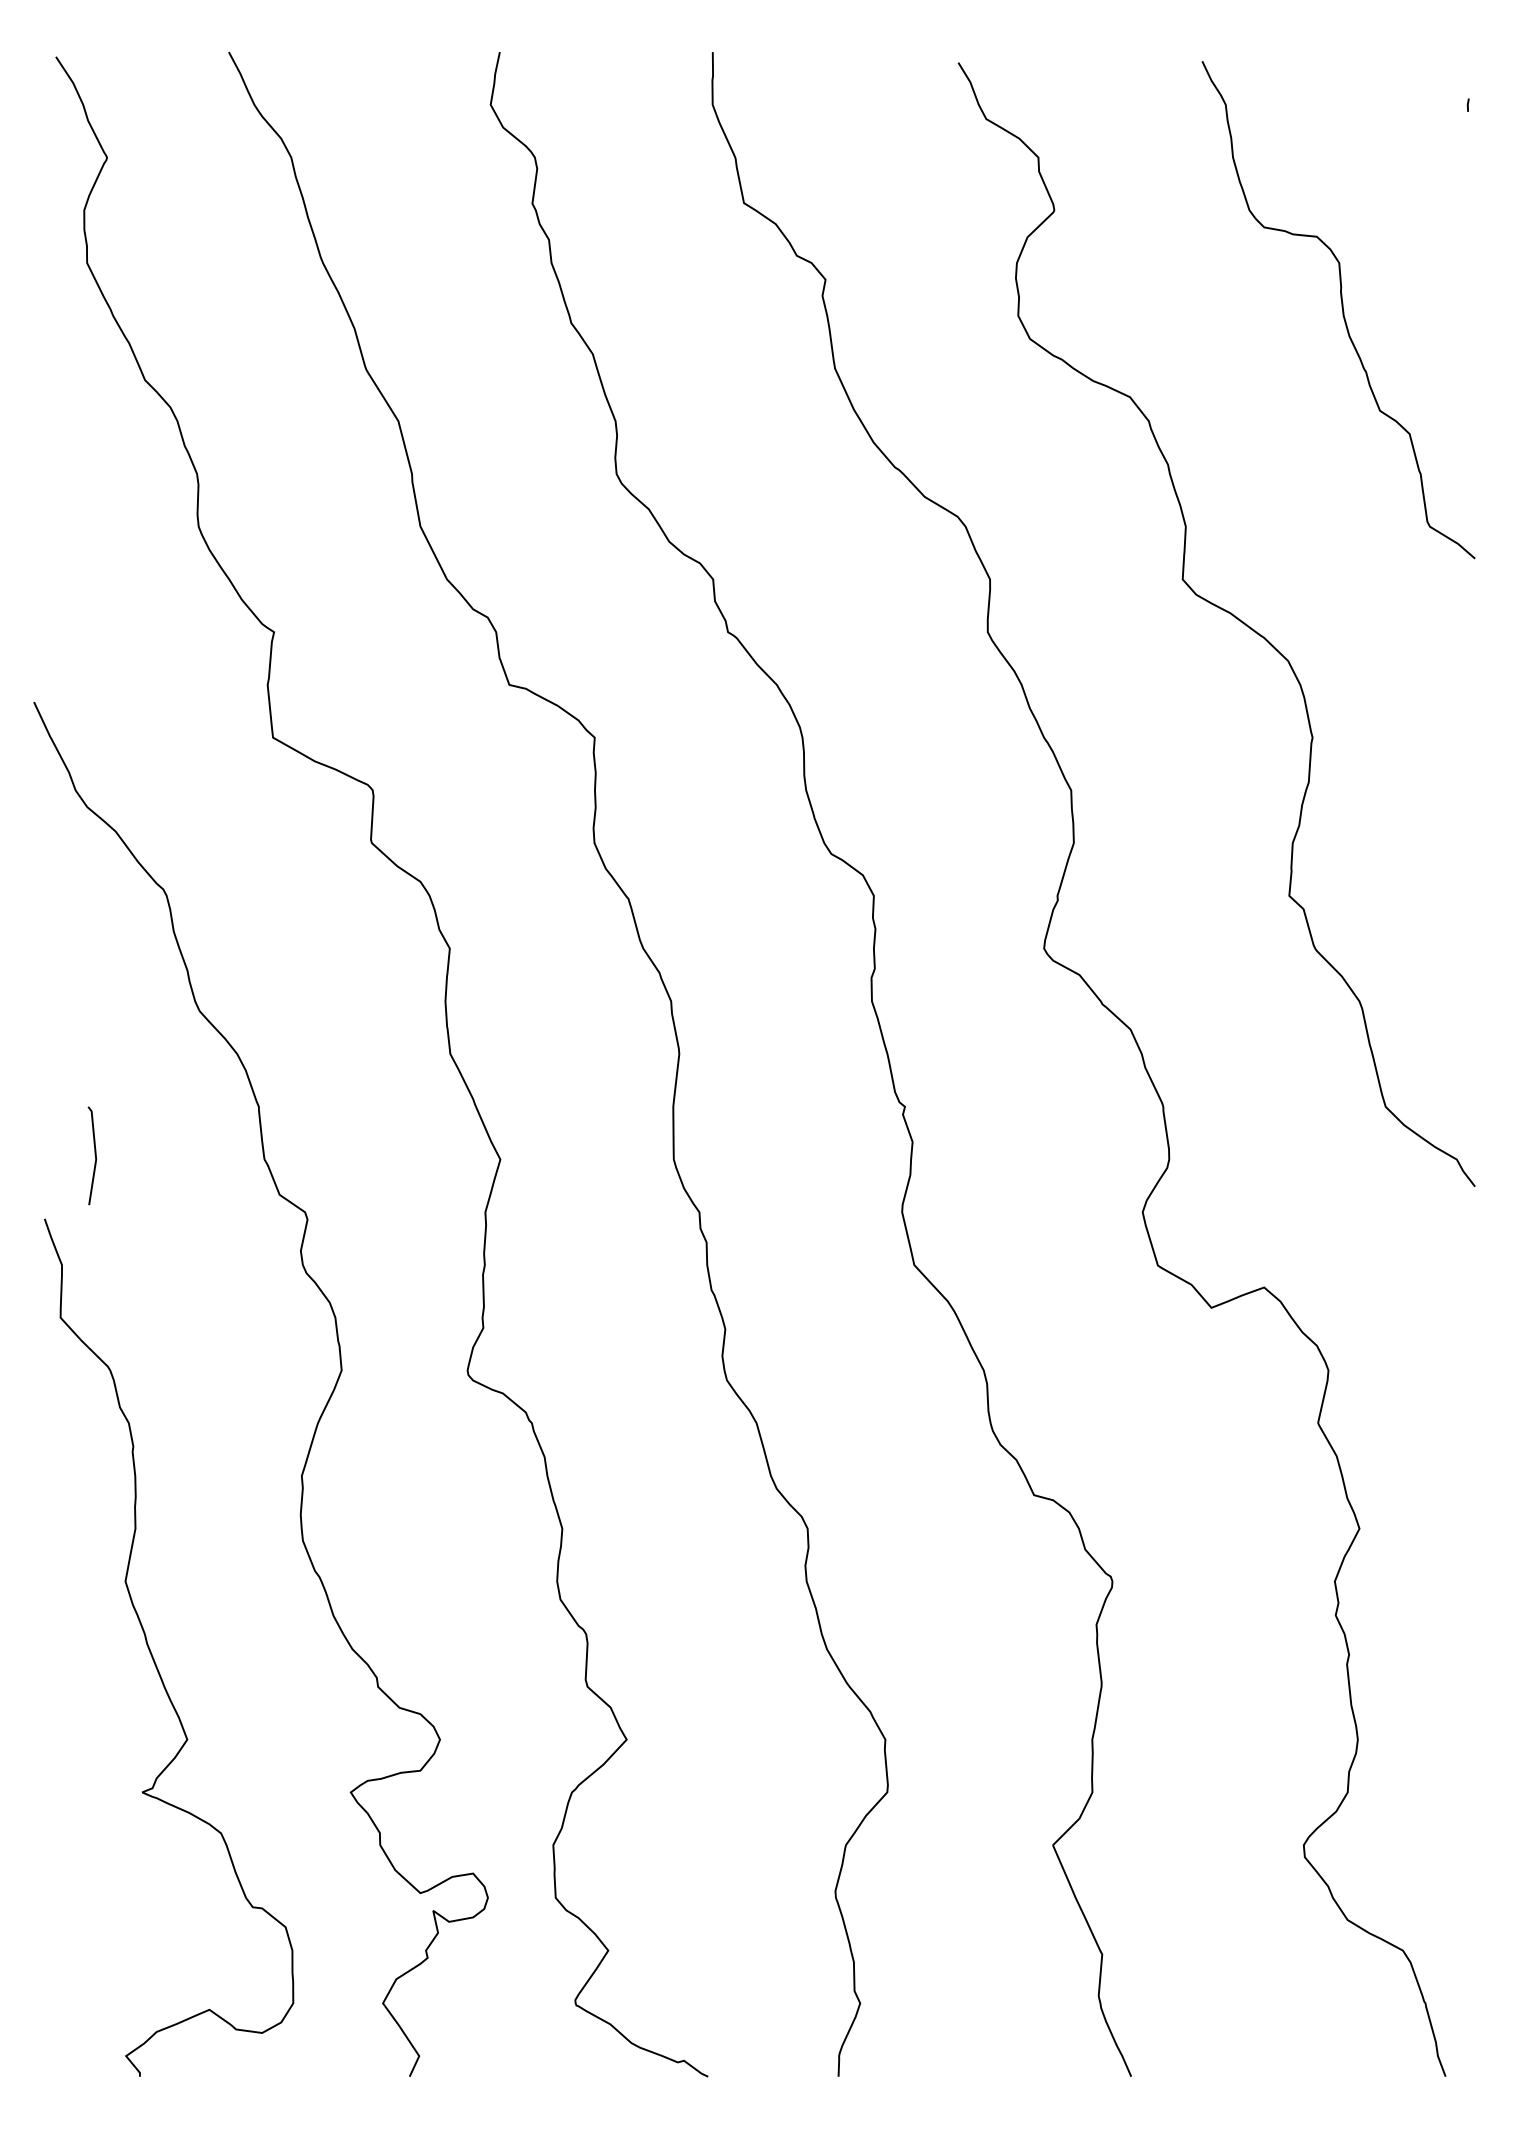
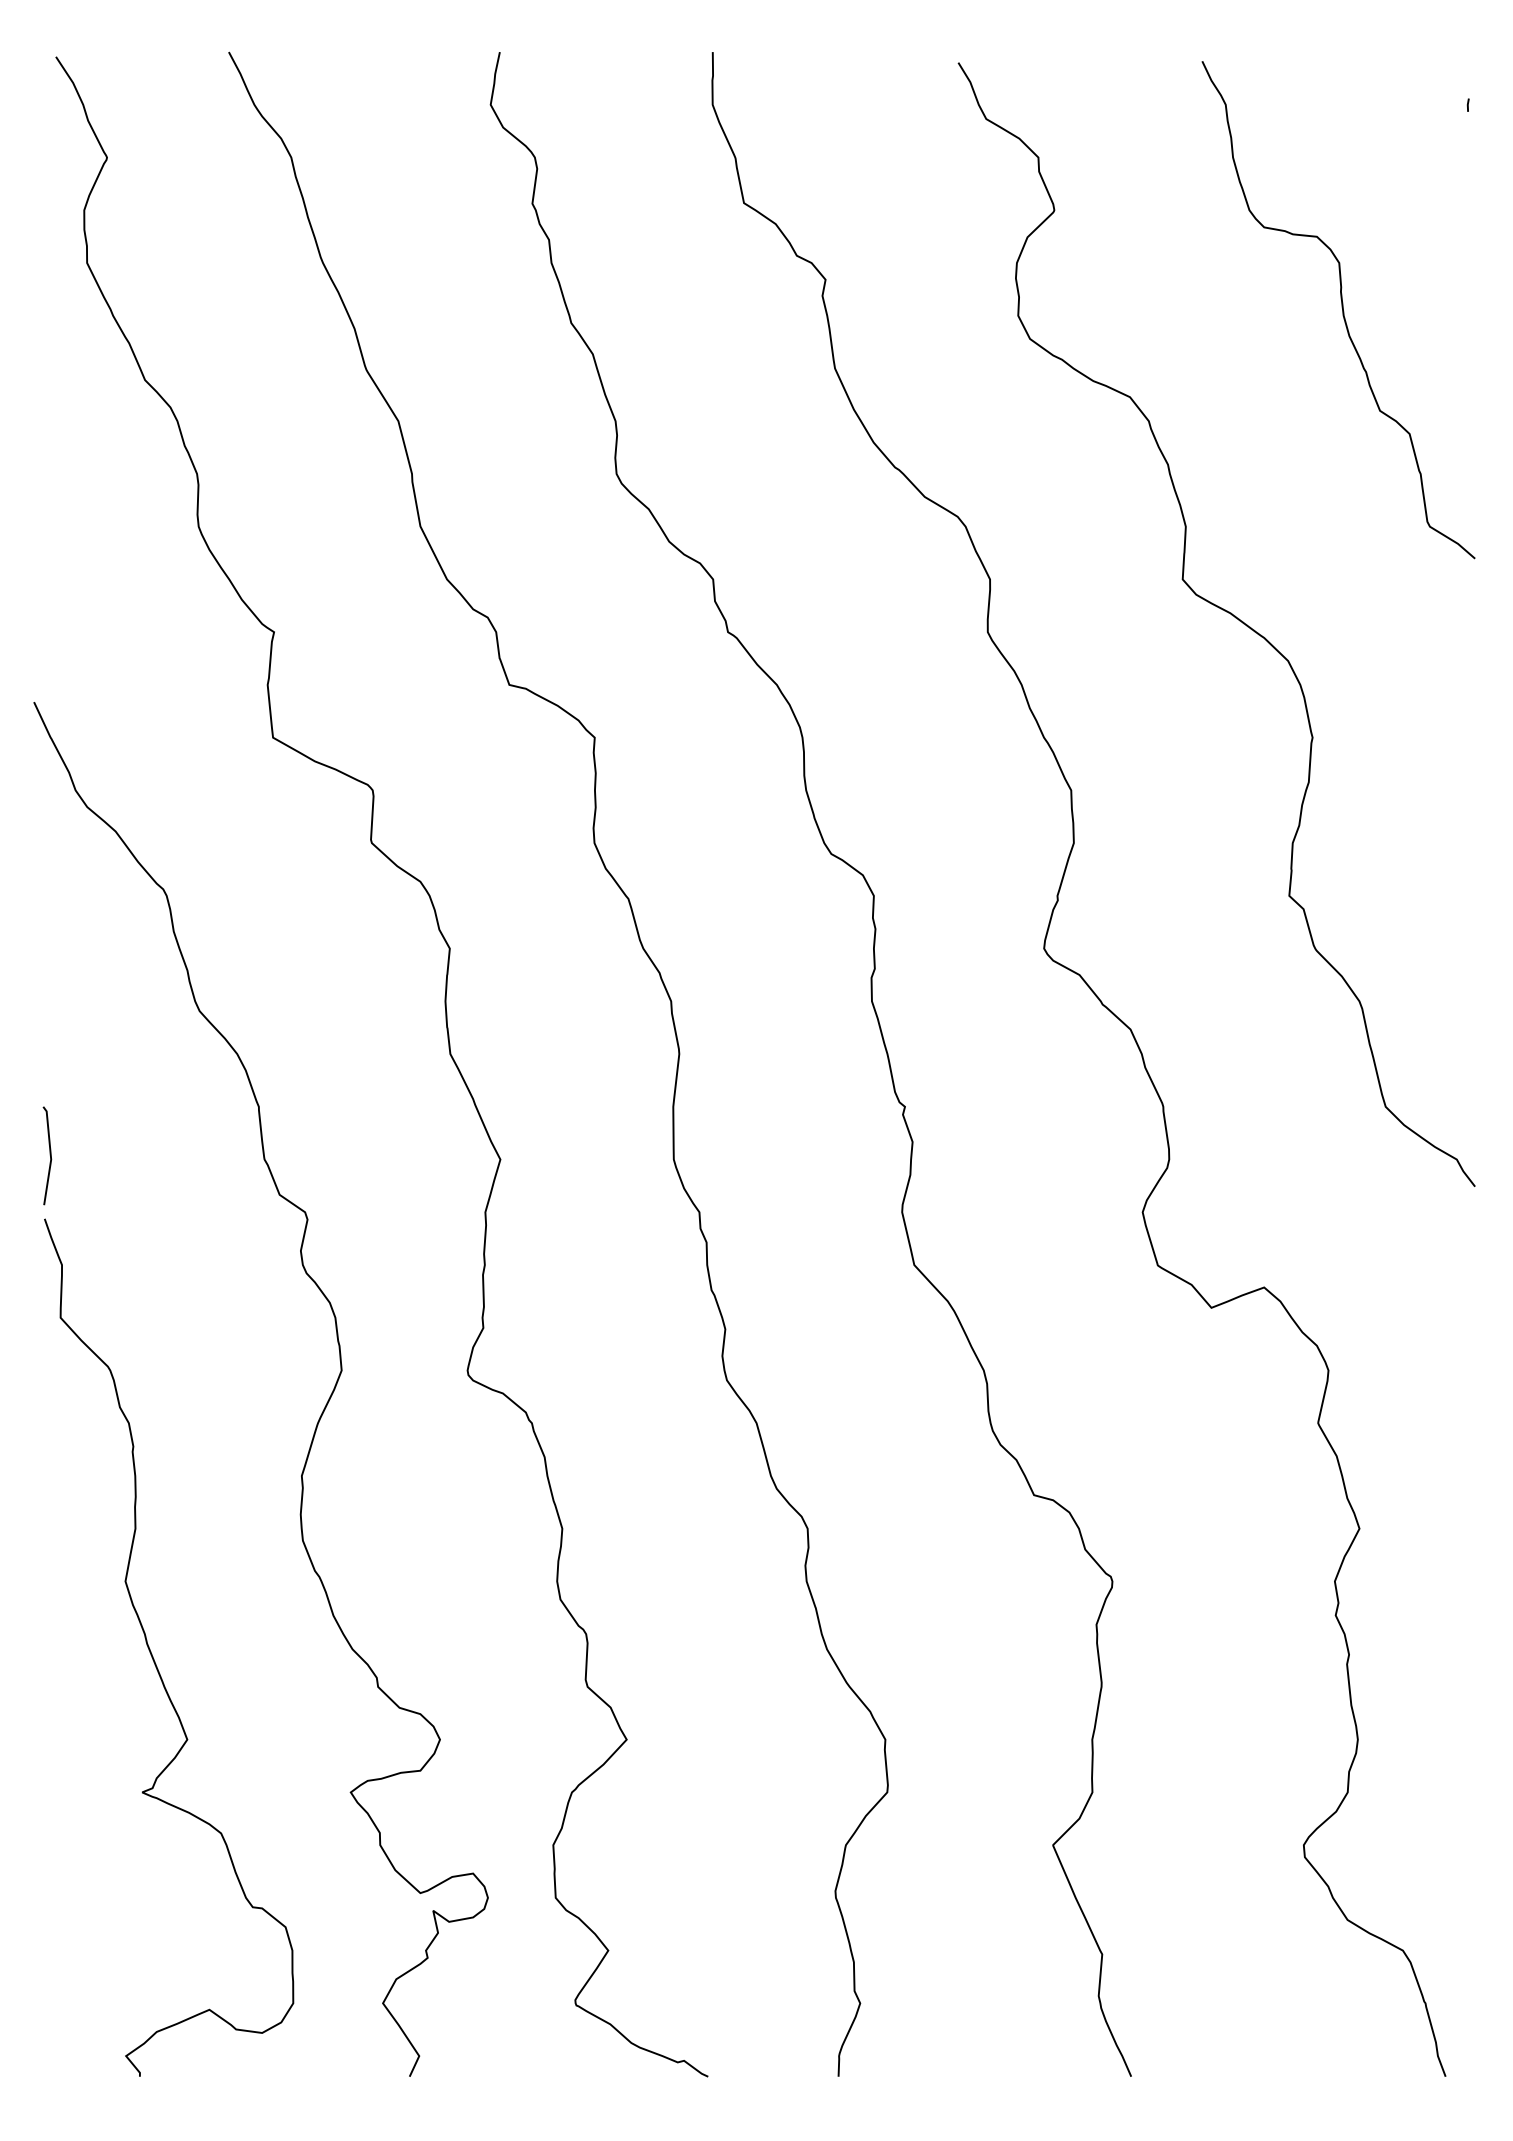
line position: (94, 1155) -> (49, 1155) (49, 1155)
